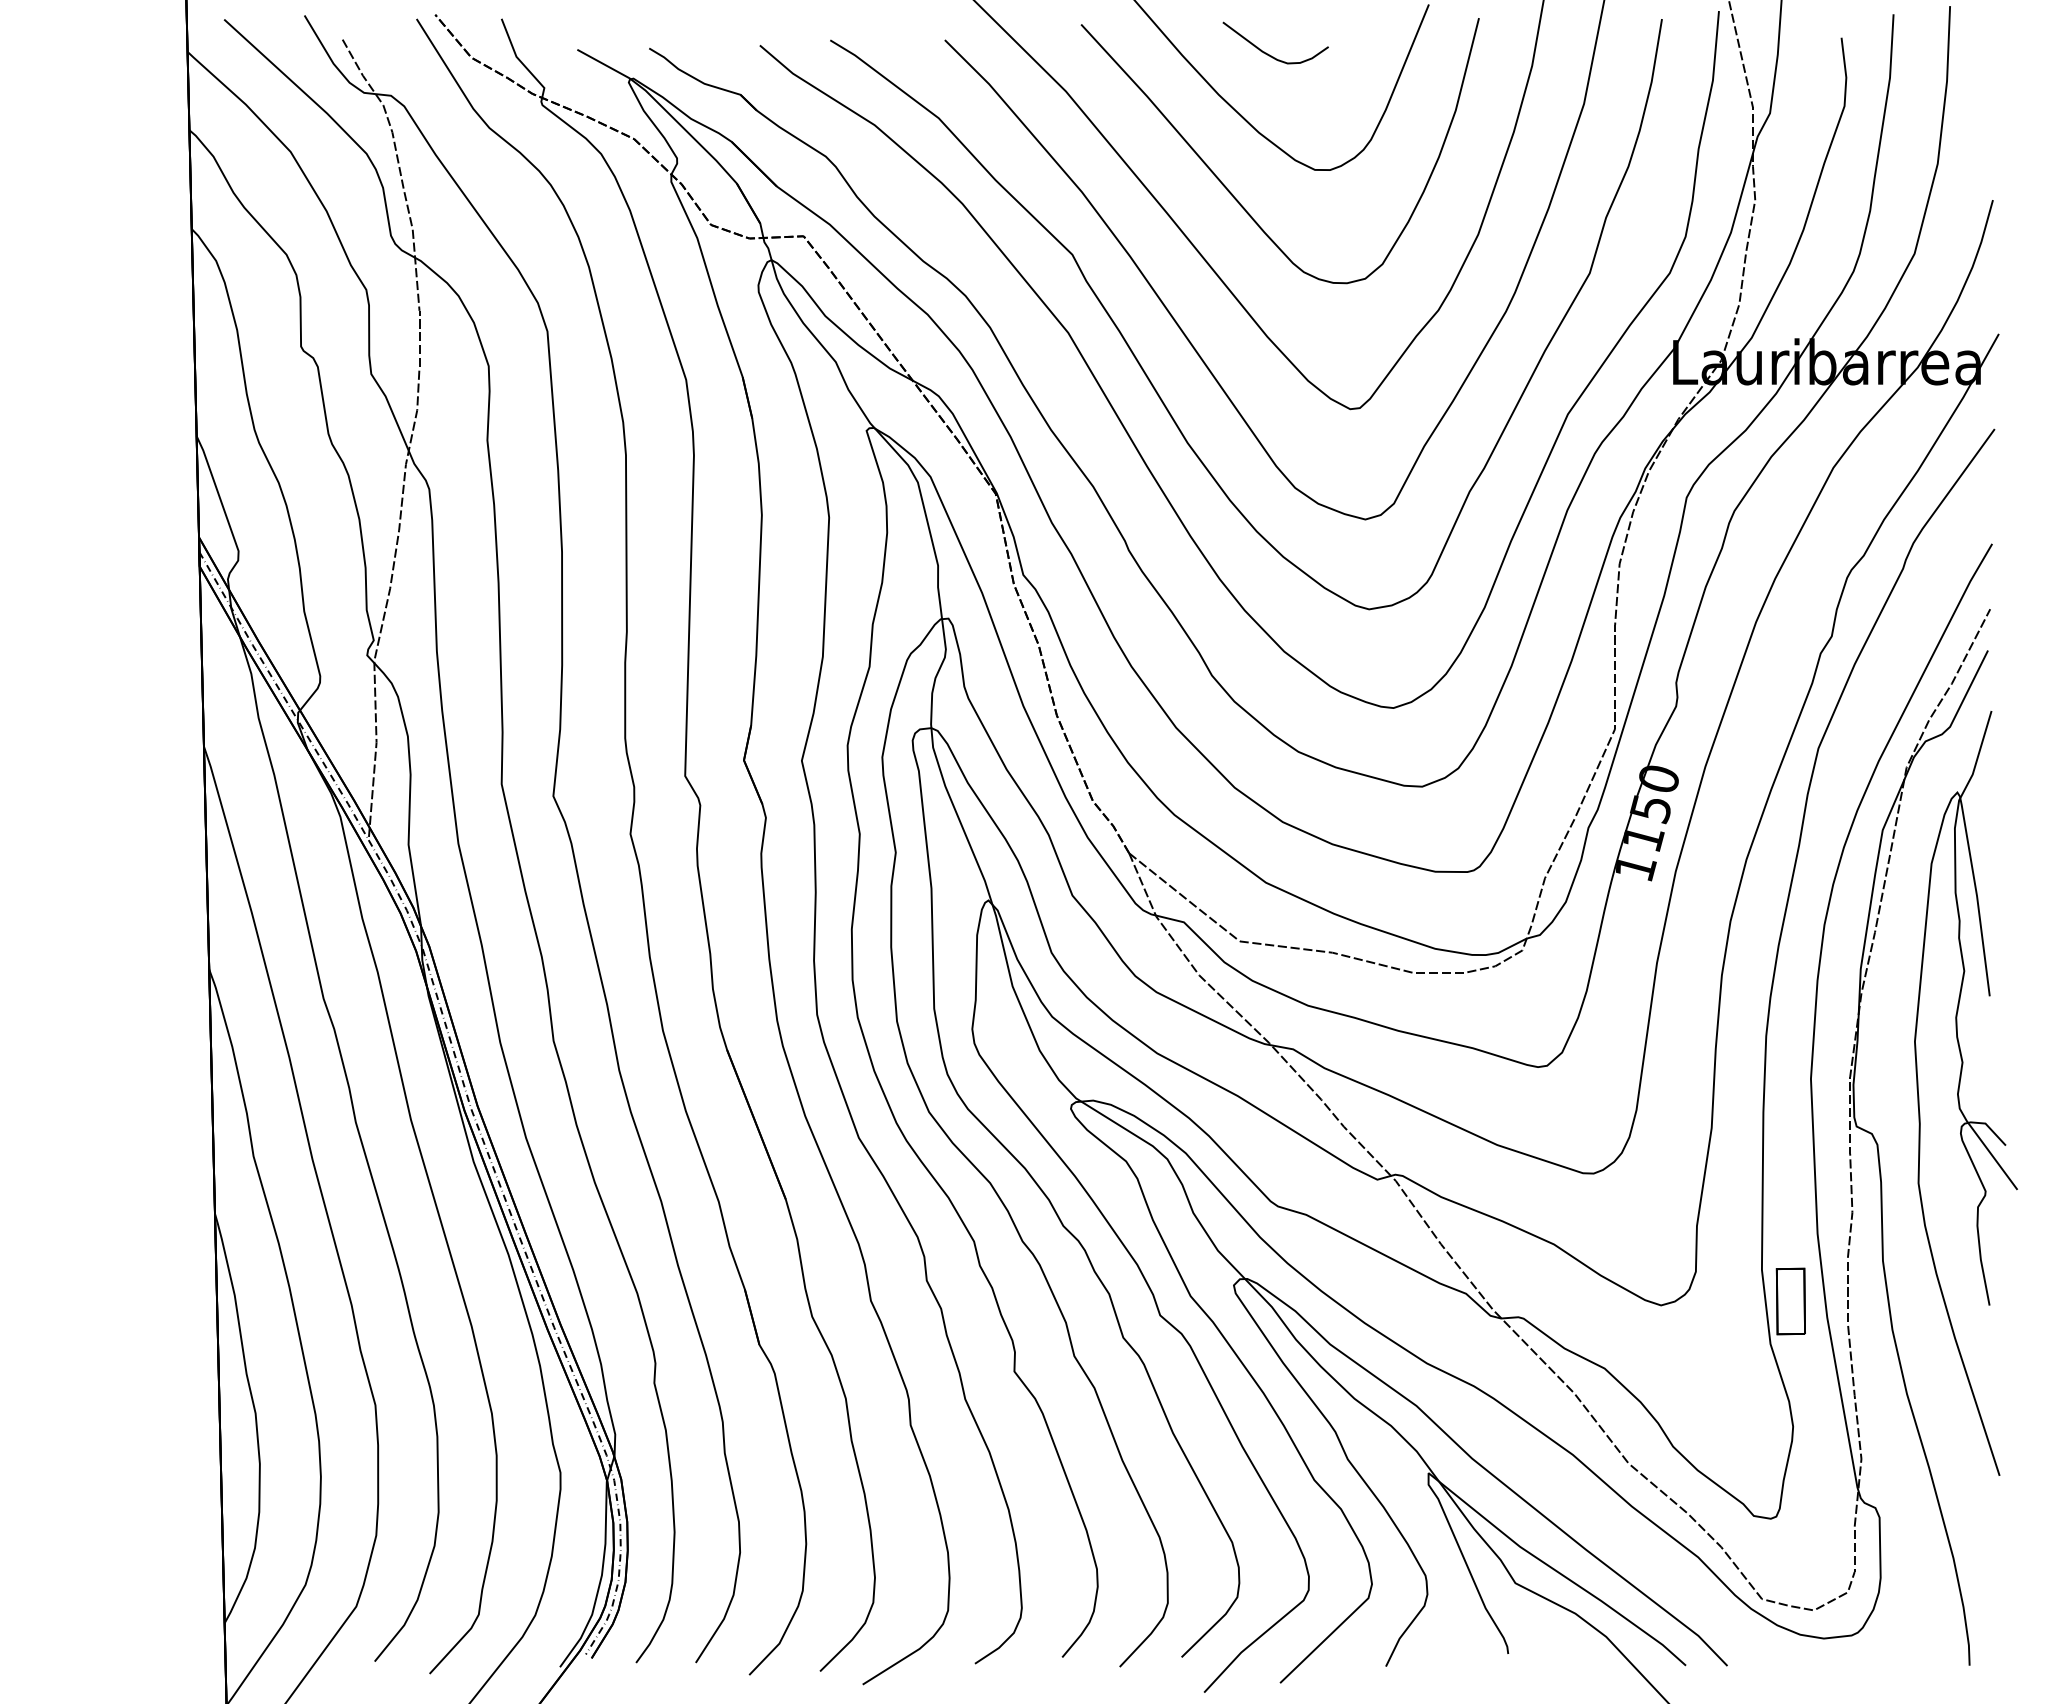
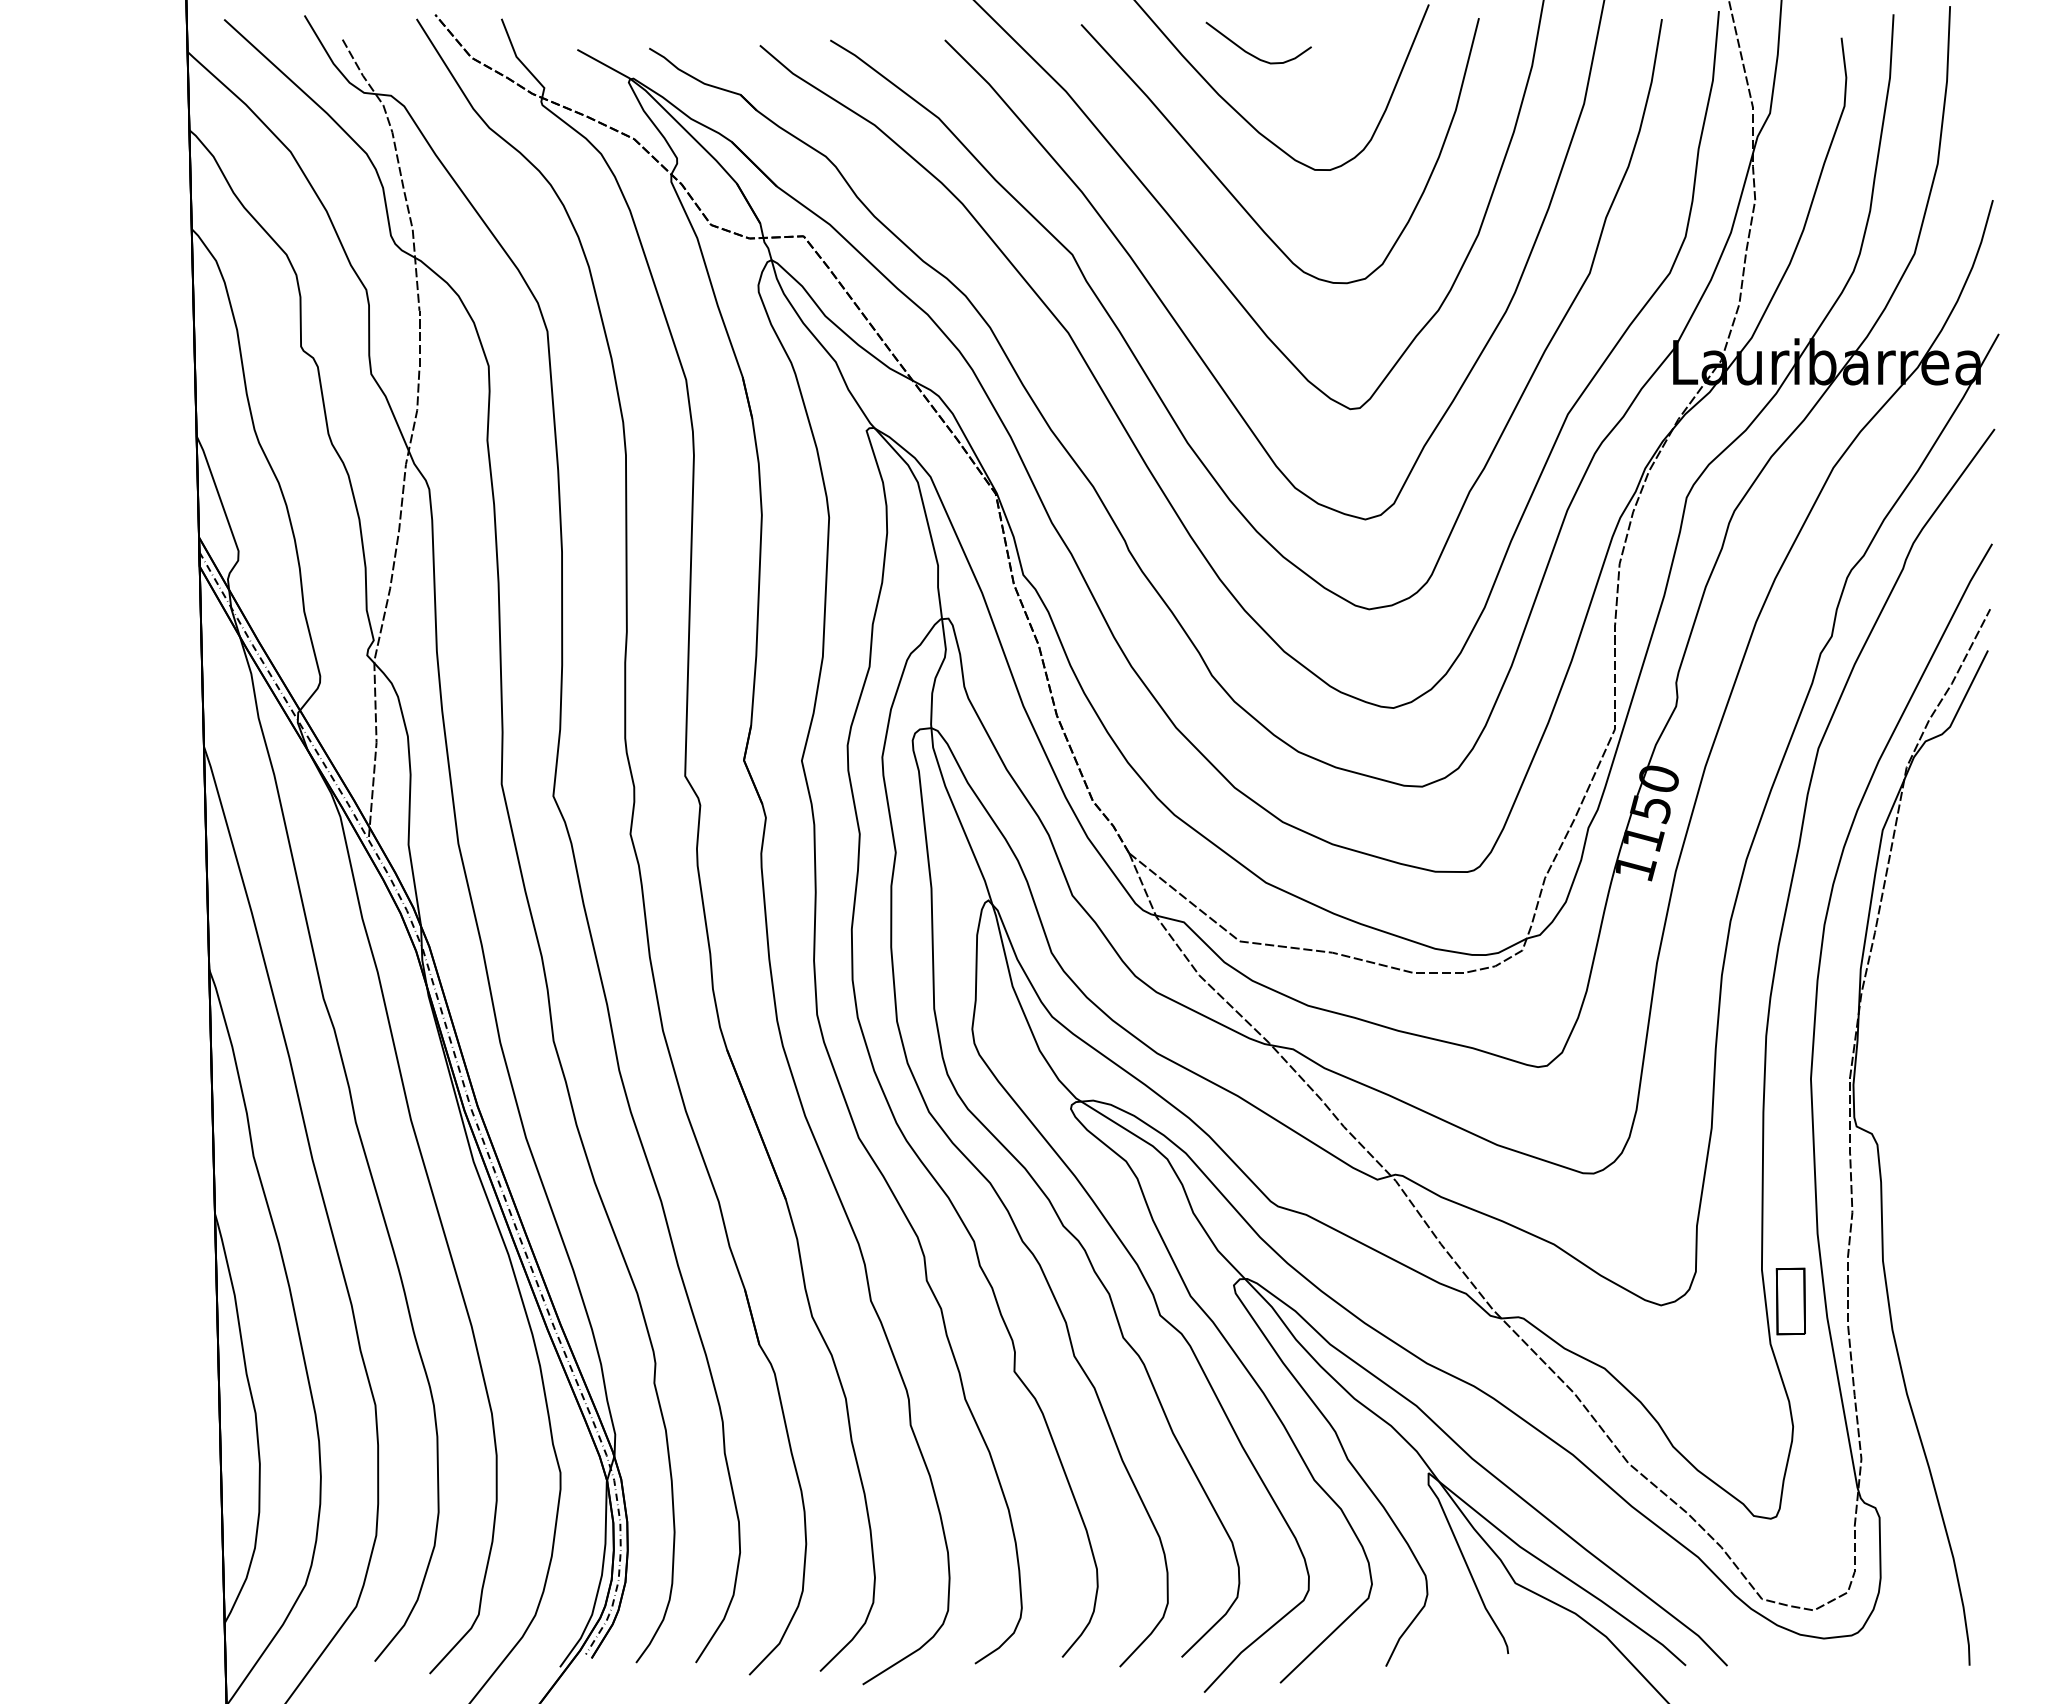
curve position: (1268, 53) -> (1251, 53) (1251, 53)
part: present -> none (1959, 1092)
